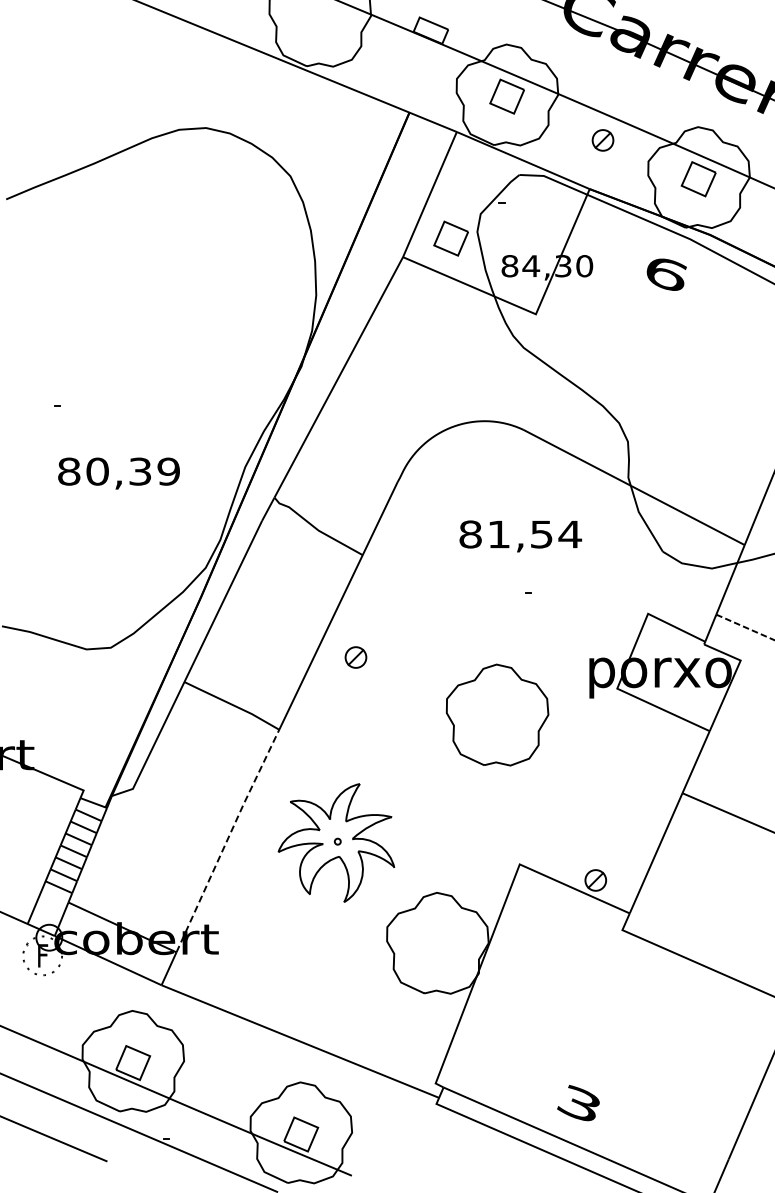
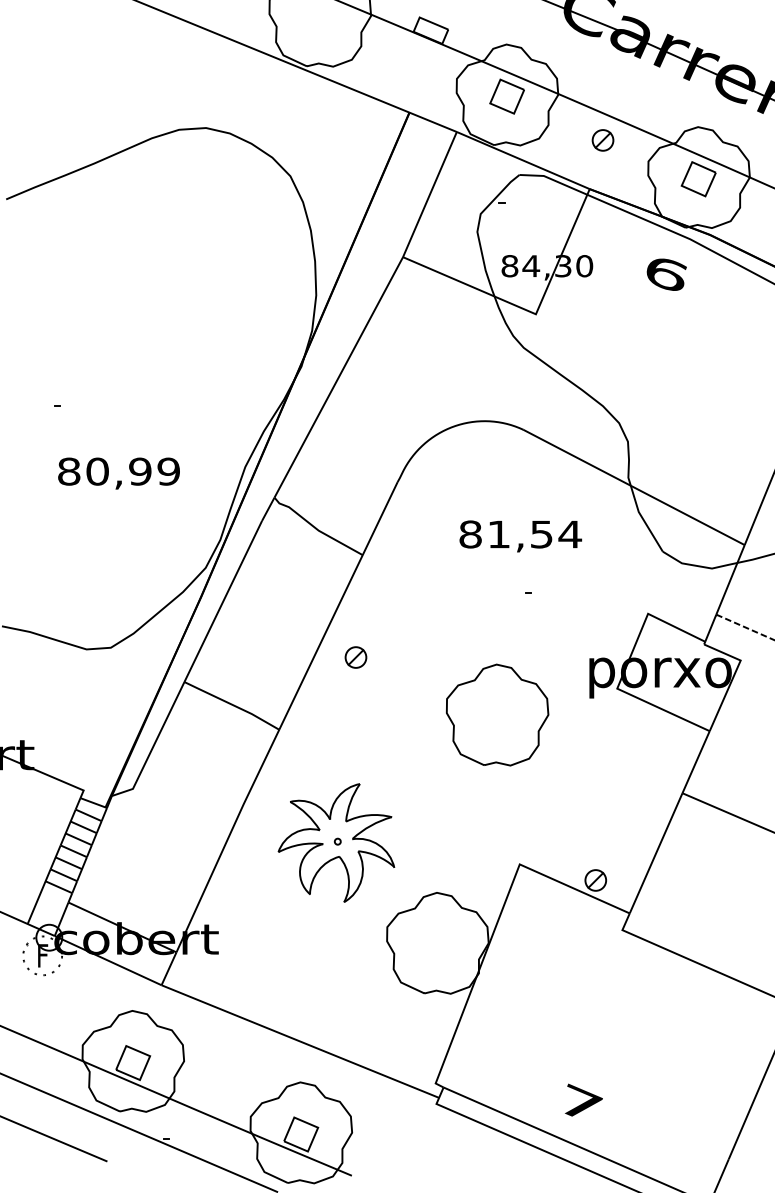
part: present -> none (450, 238)
text: 80,39 -> 80,99 (140, 471)
line: dashed -> solid (227, 839)
text: 3 -> 7 (579, 1102)
